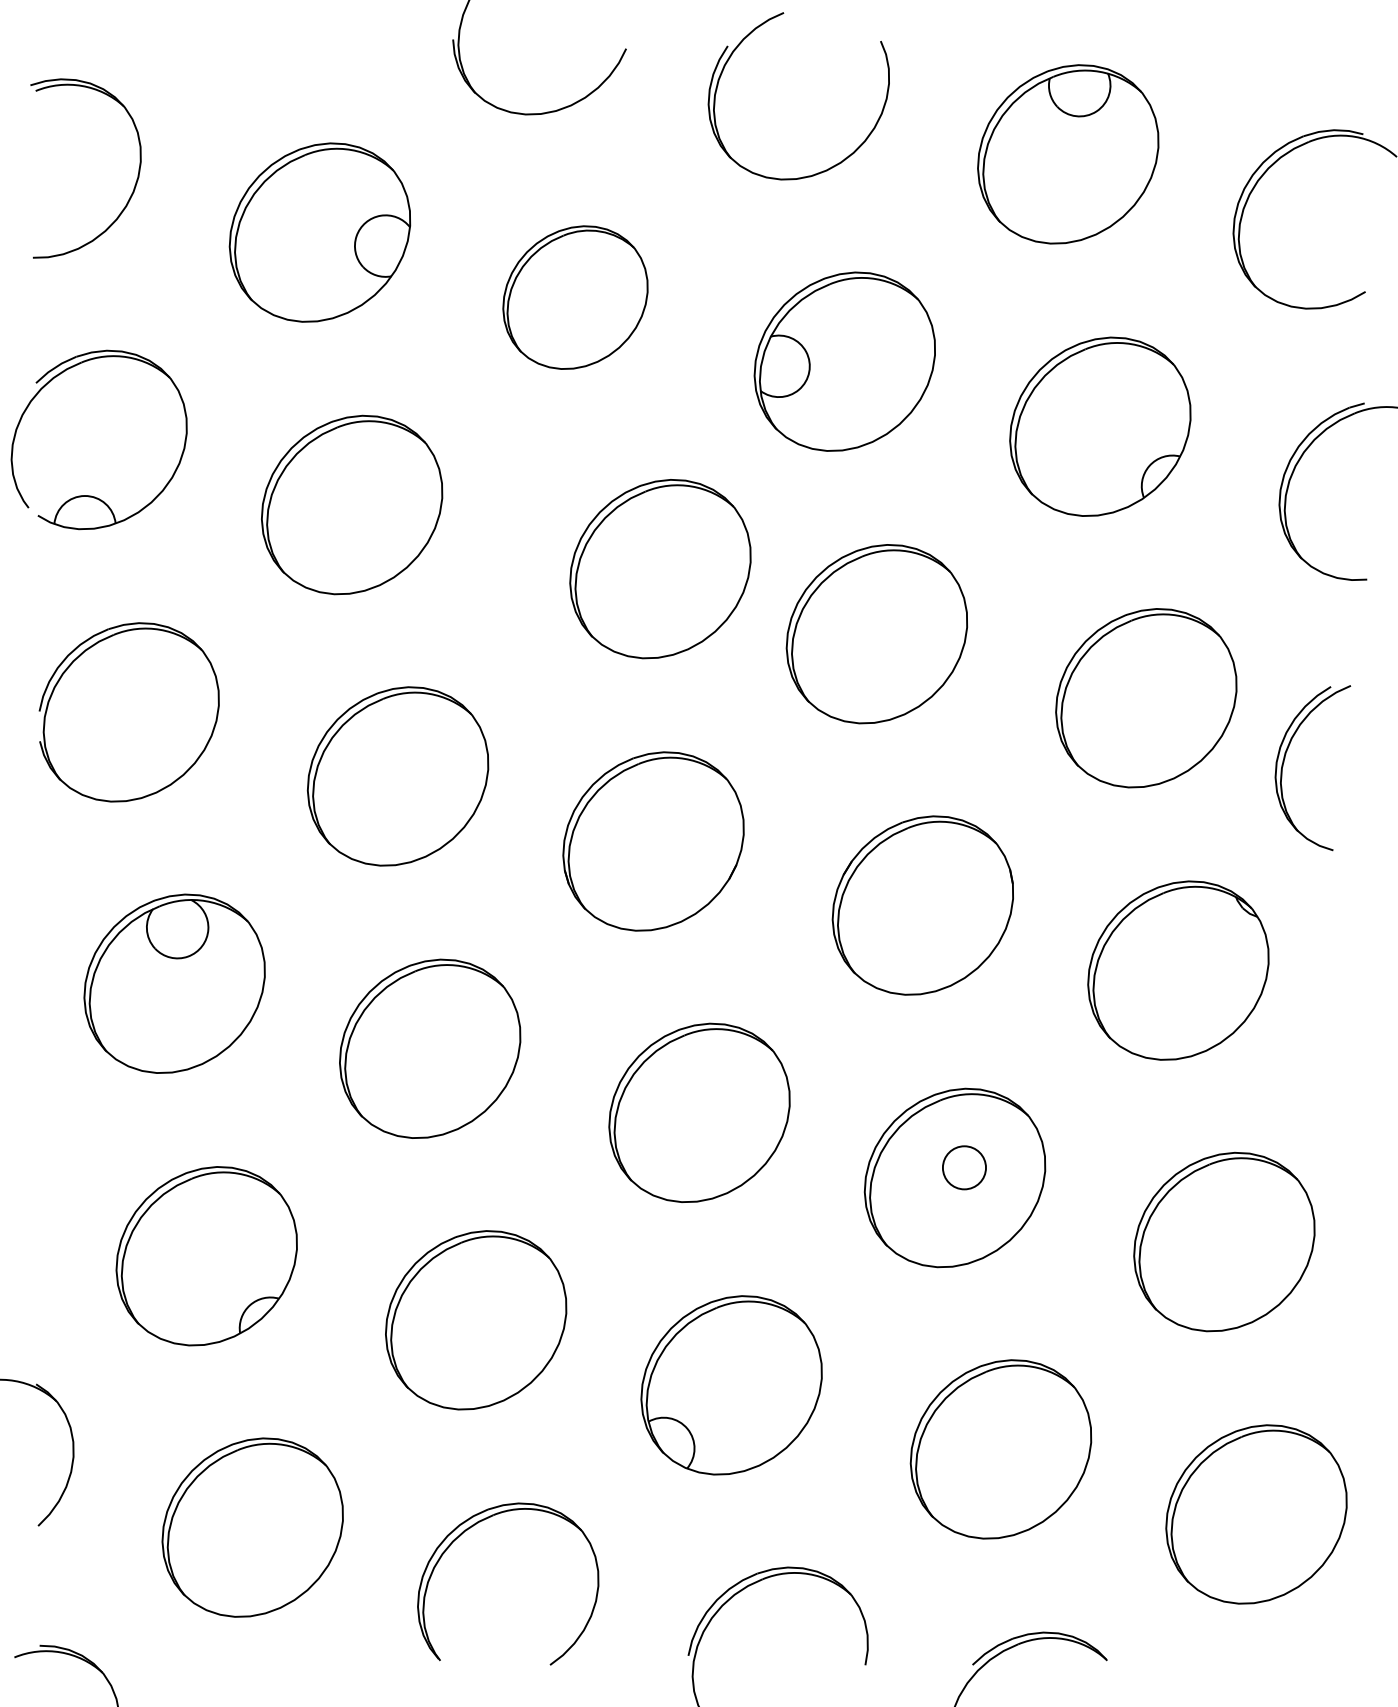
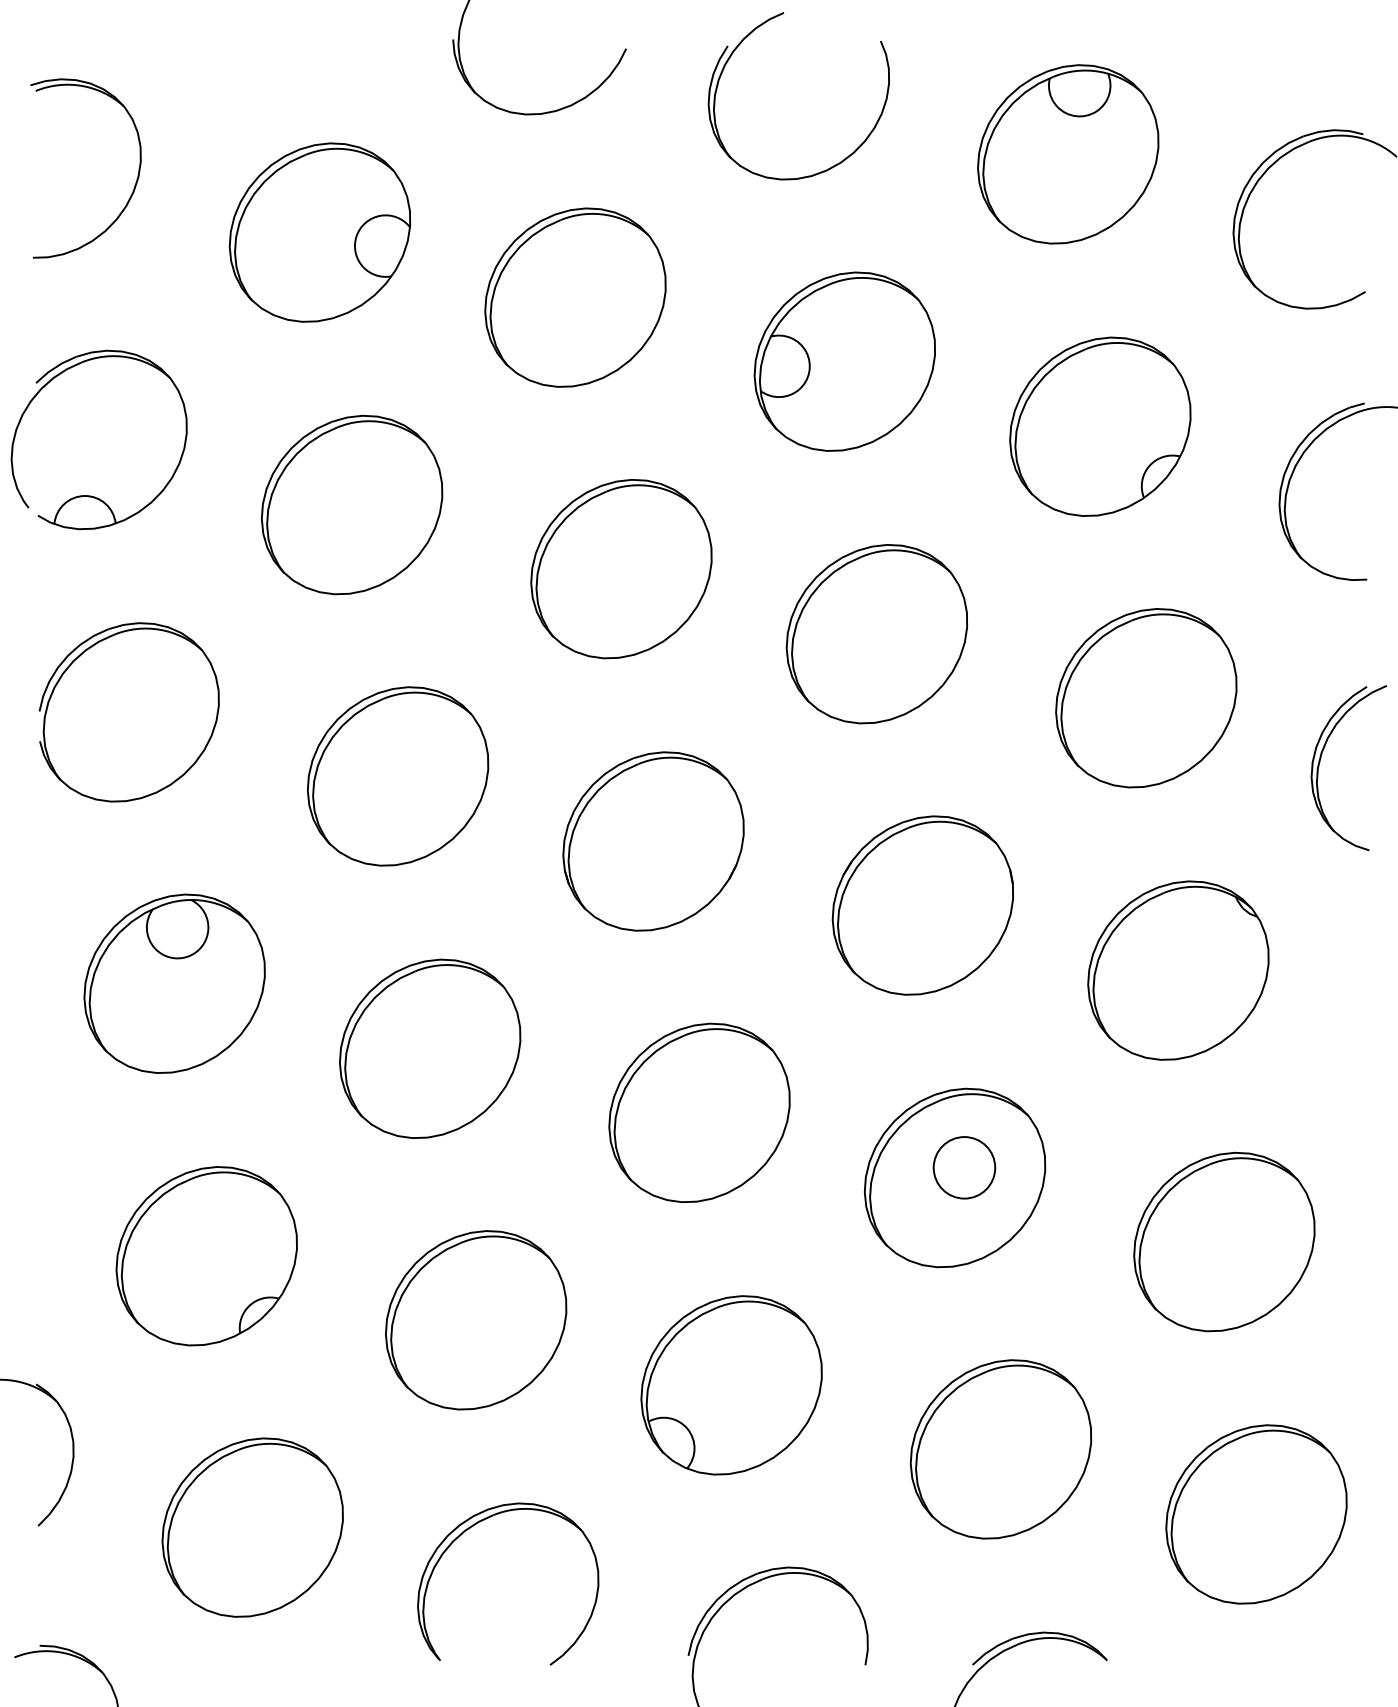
part size: 147x145 px -> 183x181 px (575, 297)
part position: (660, 569) -> (621, 569) (621, 569)
part position: (1284, 762) -> (1320, 762) (1320, 762)
circle diameter: 43 px -> 62 px (964, 1167)
